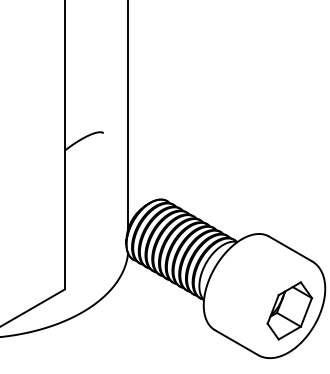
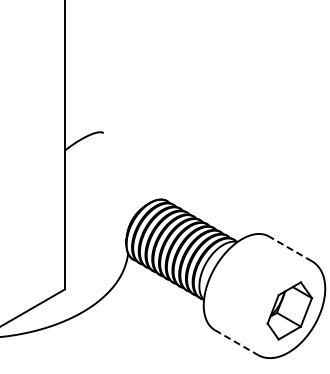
line: present -> none (128, 115)
line: solid -> dashed (290, 248)
line: solid -> dashed (236, 342)
